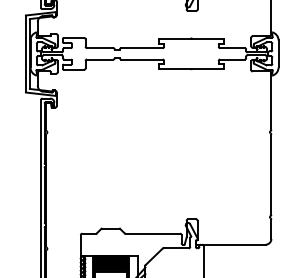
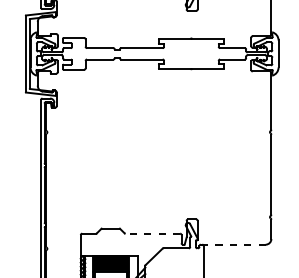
line: solid -> dashed (152, 233)
line: solid -> dashed (231, 244)
